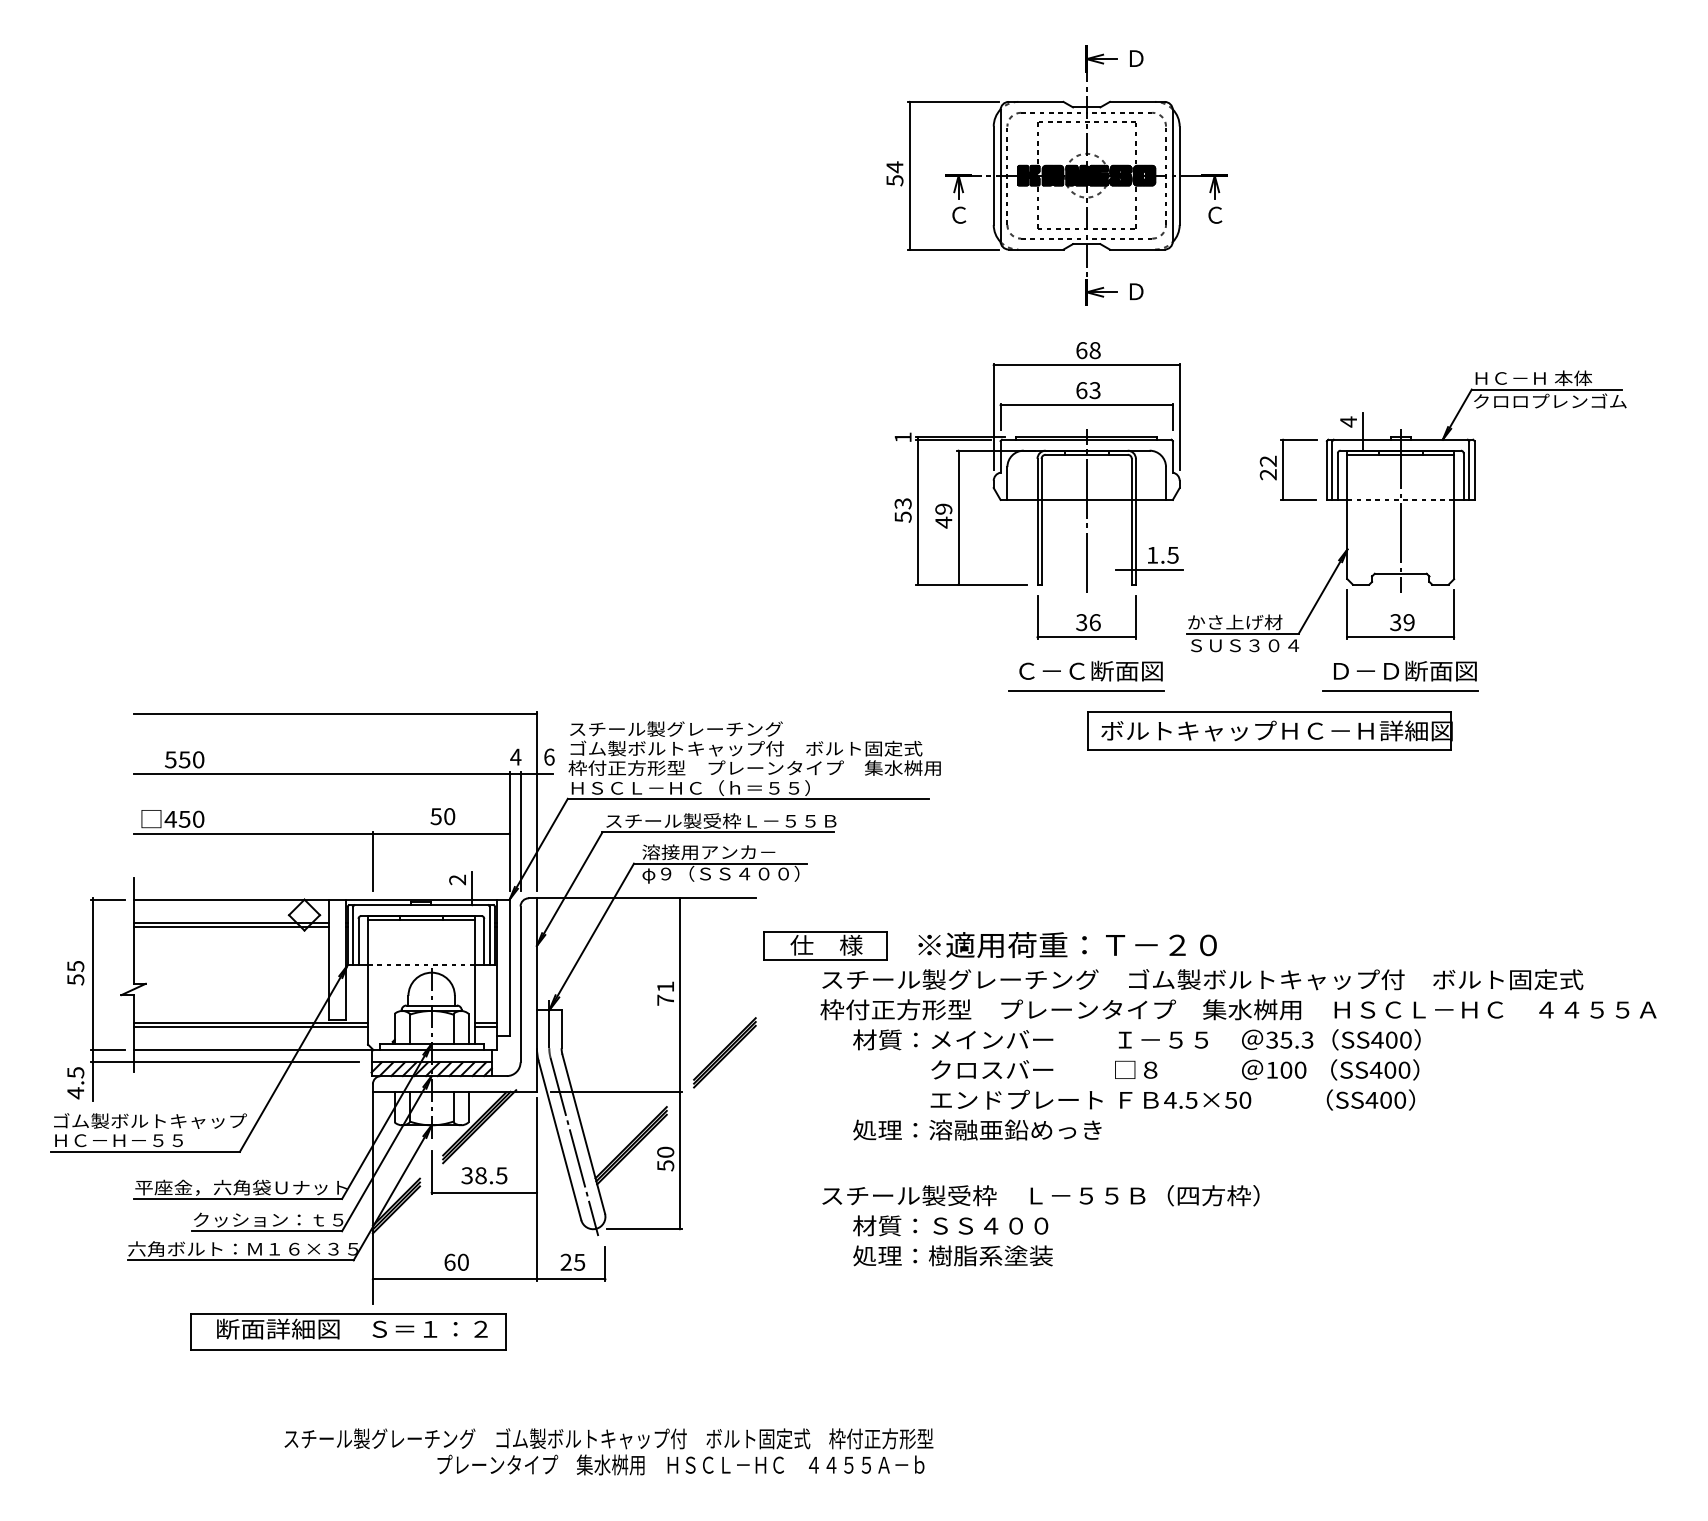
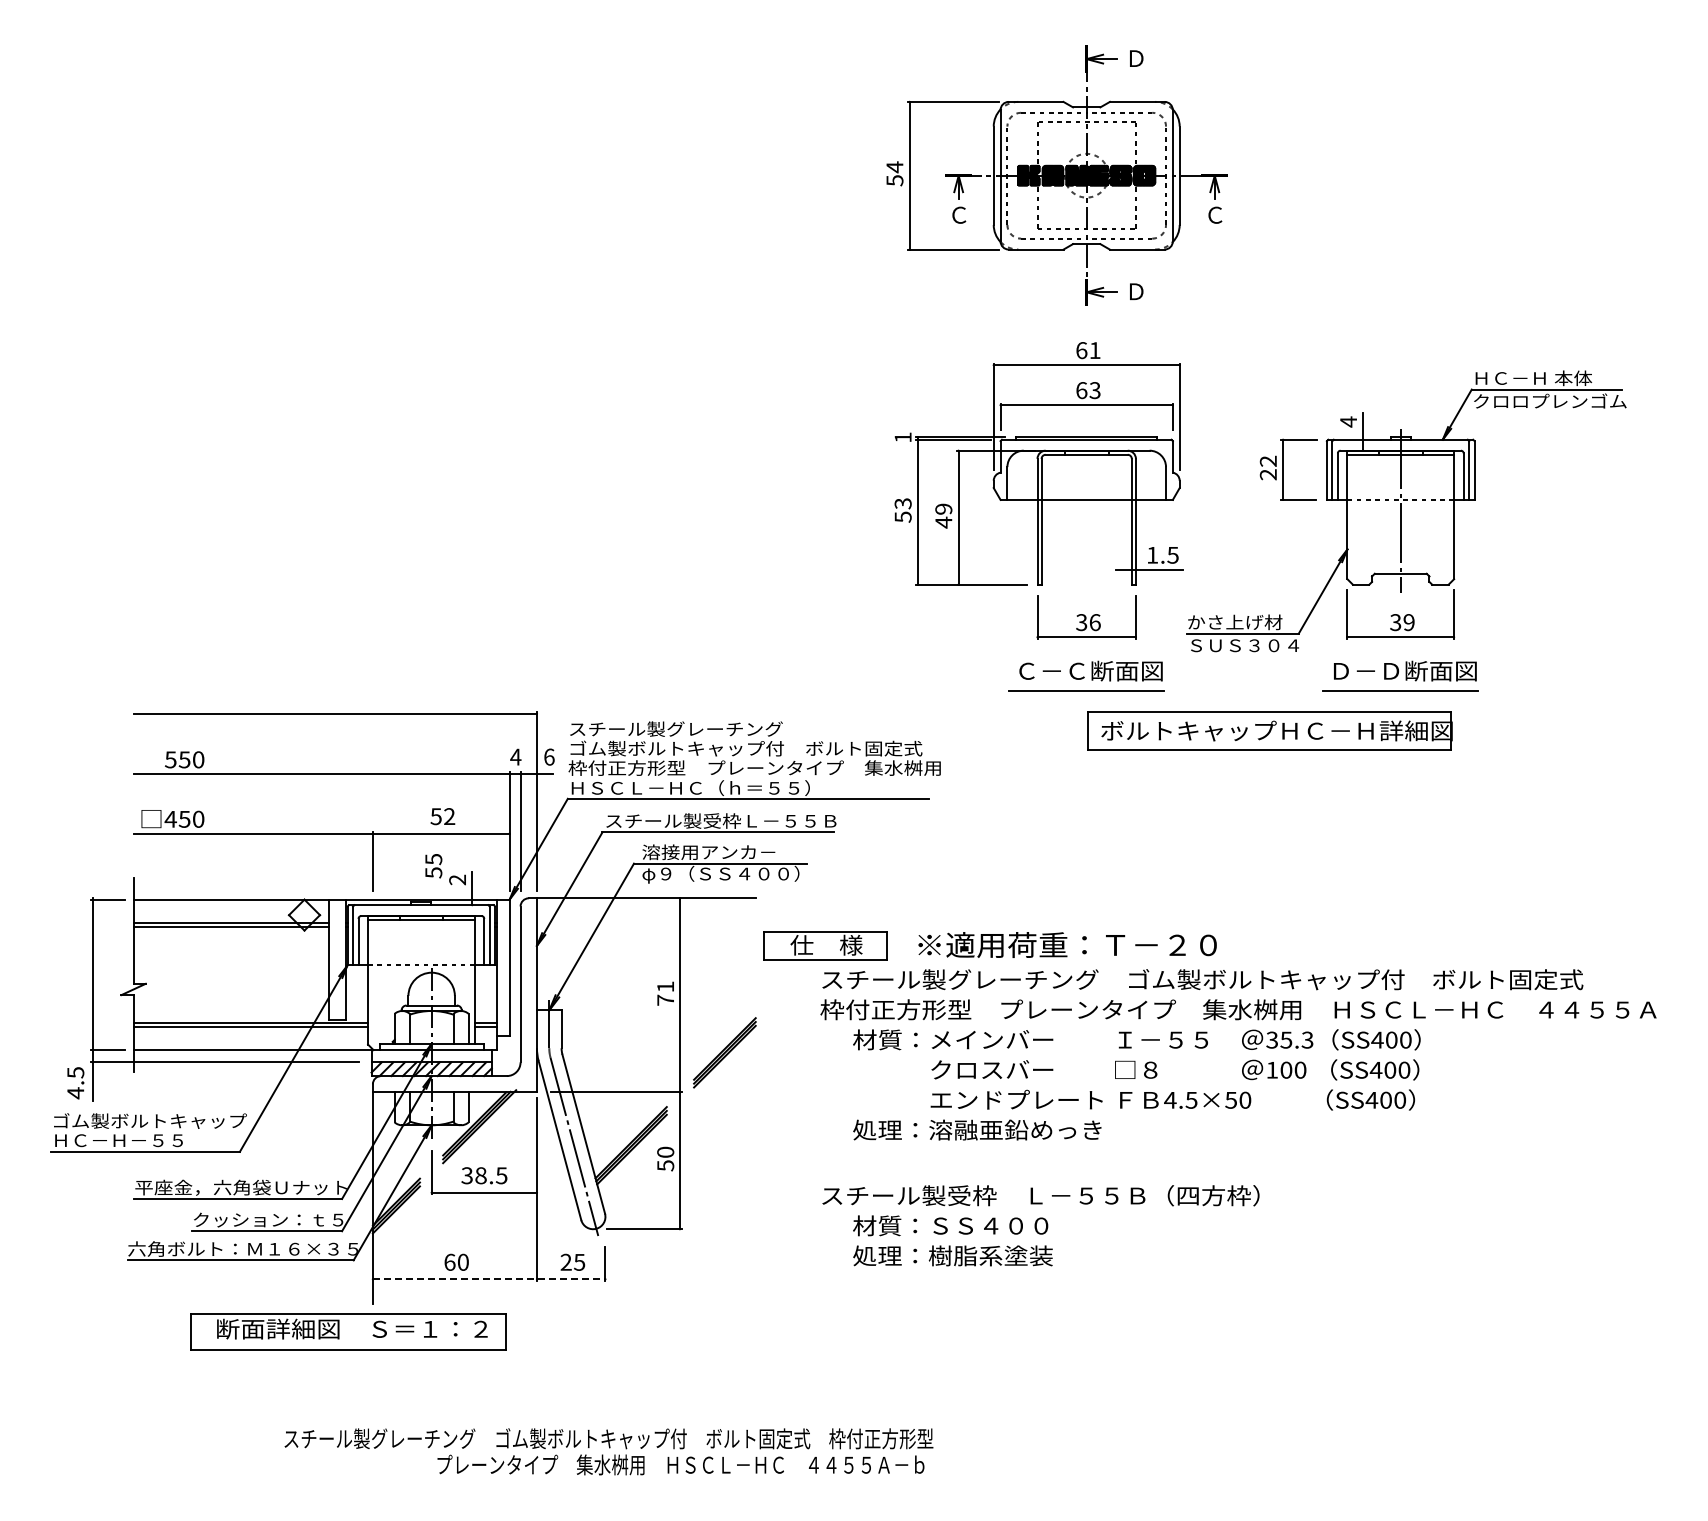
text: 68 -> 61 (1094, 350)
line: present -> none (1086, 510)
text: 50 -> 52 (449, 816)
text position: (75, 973) -> (433, 866) (433, 866)
line: solid -> dashed (489, 1279)
